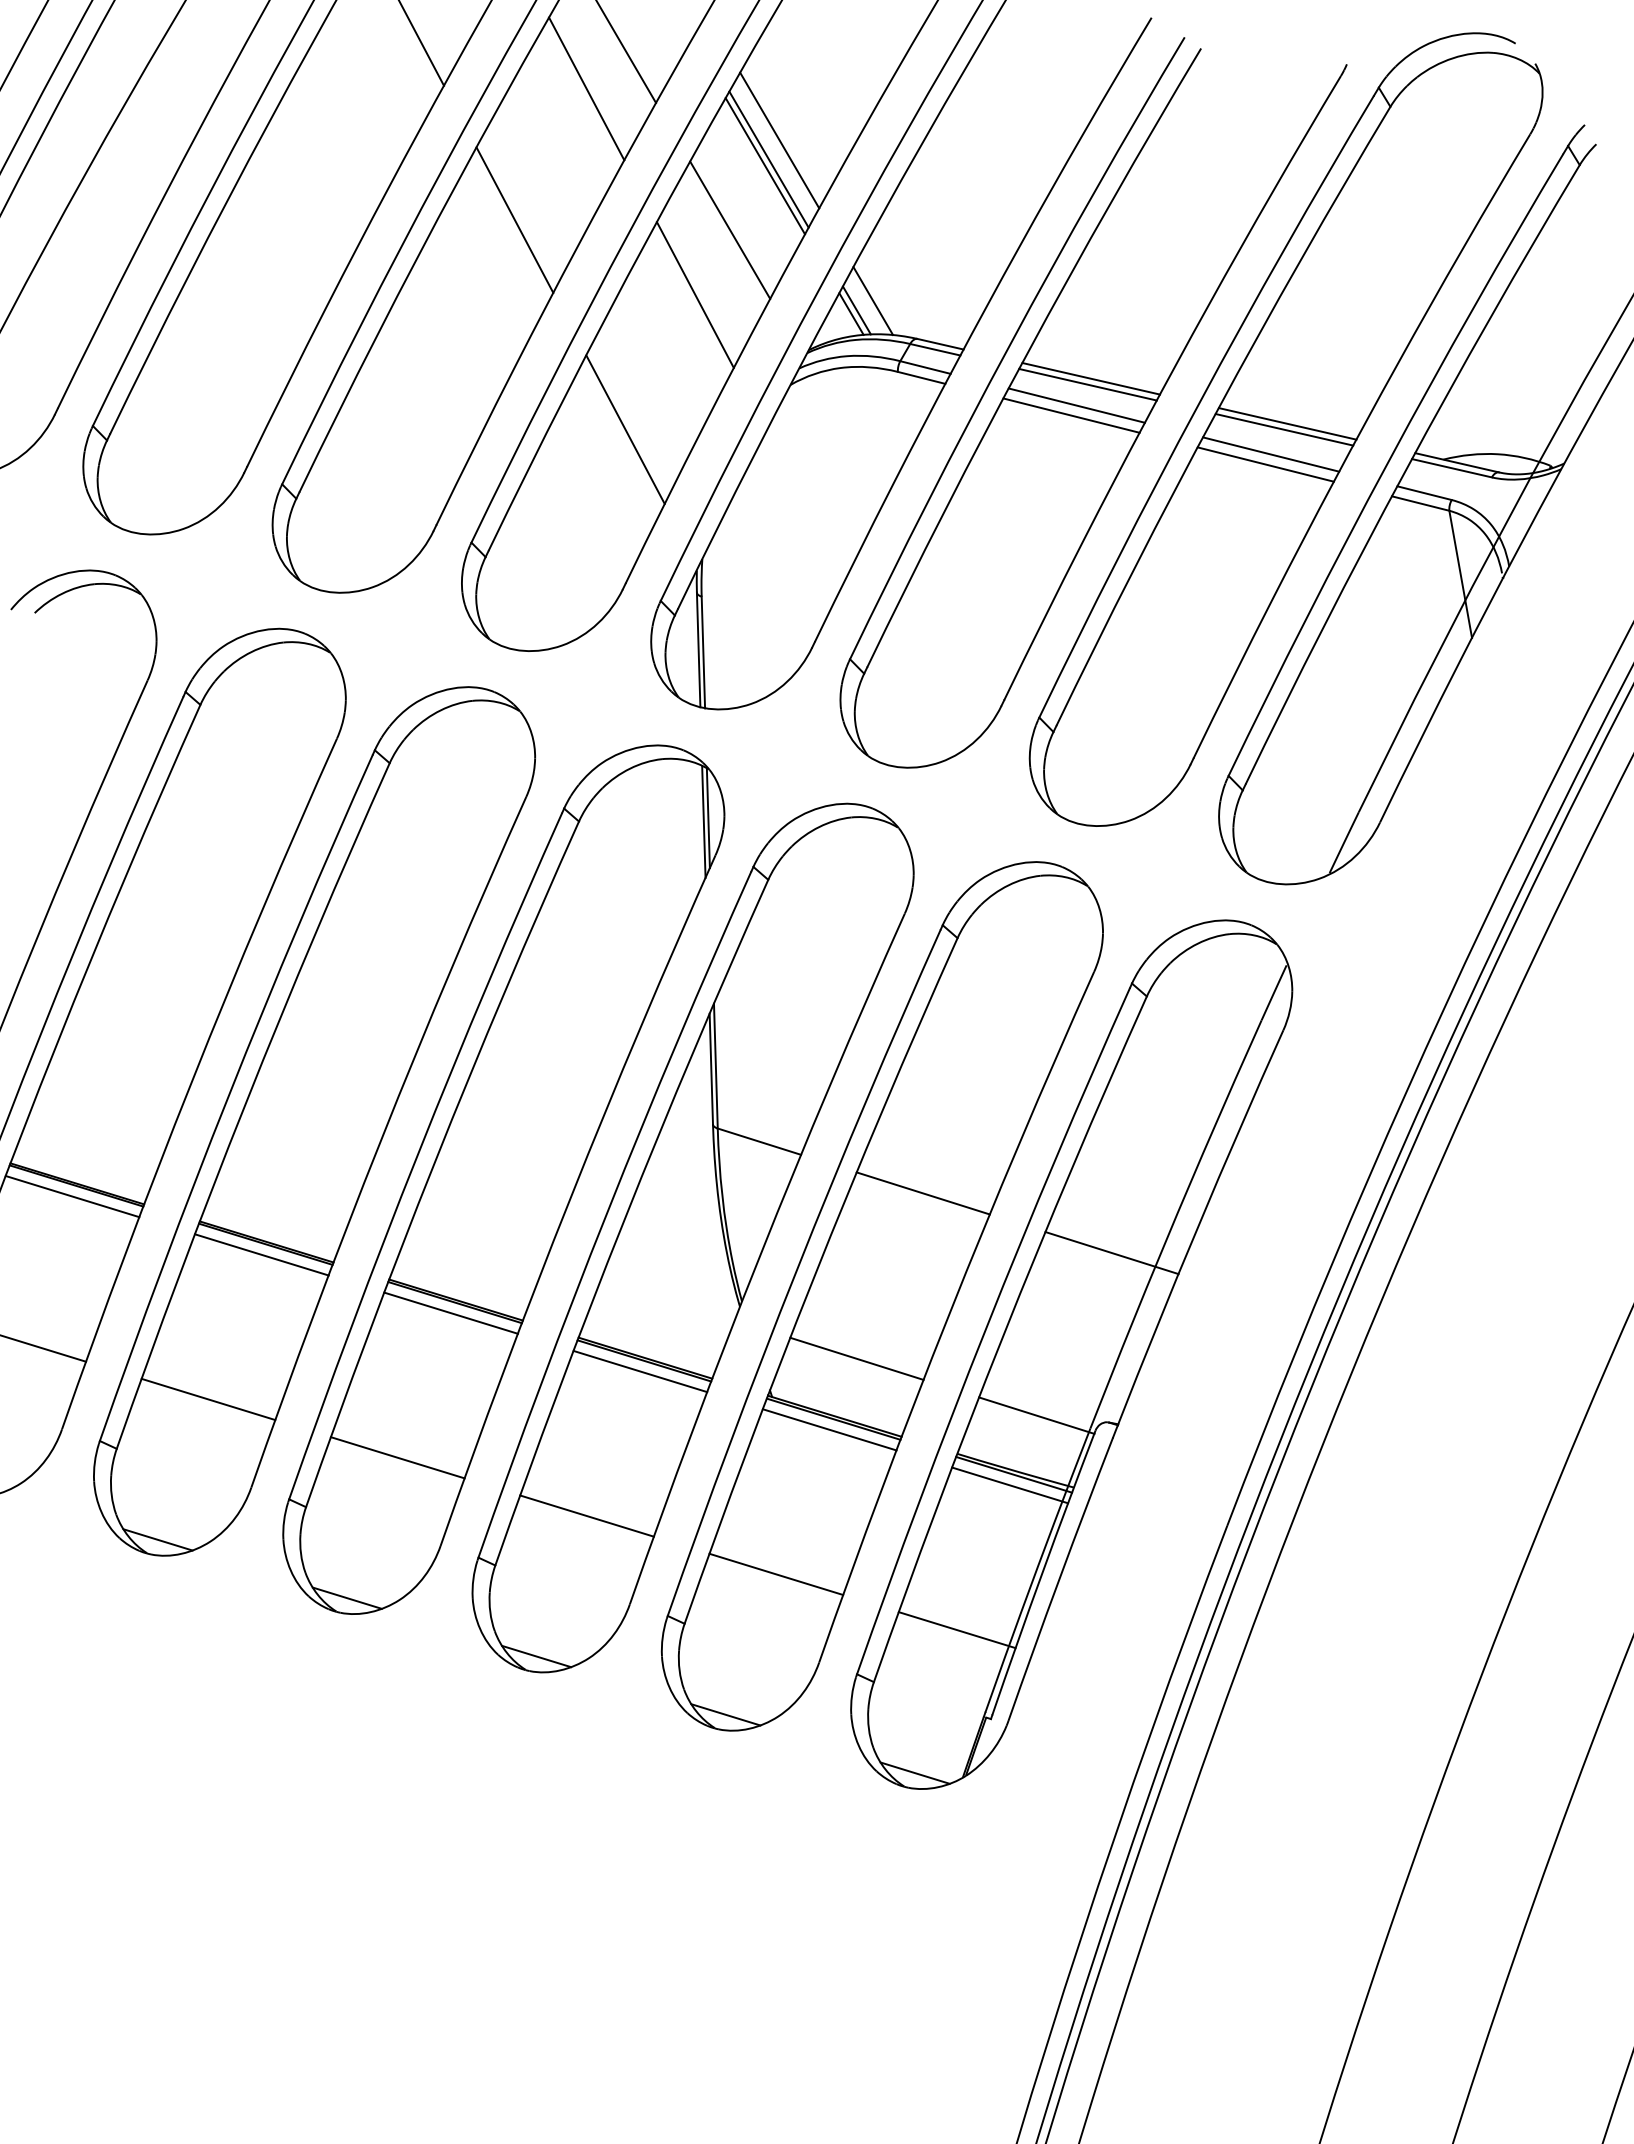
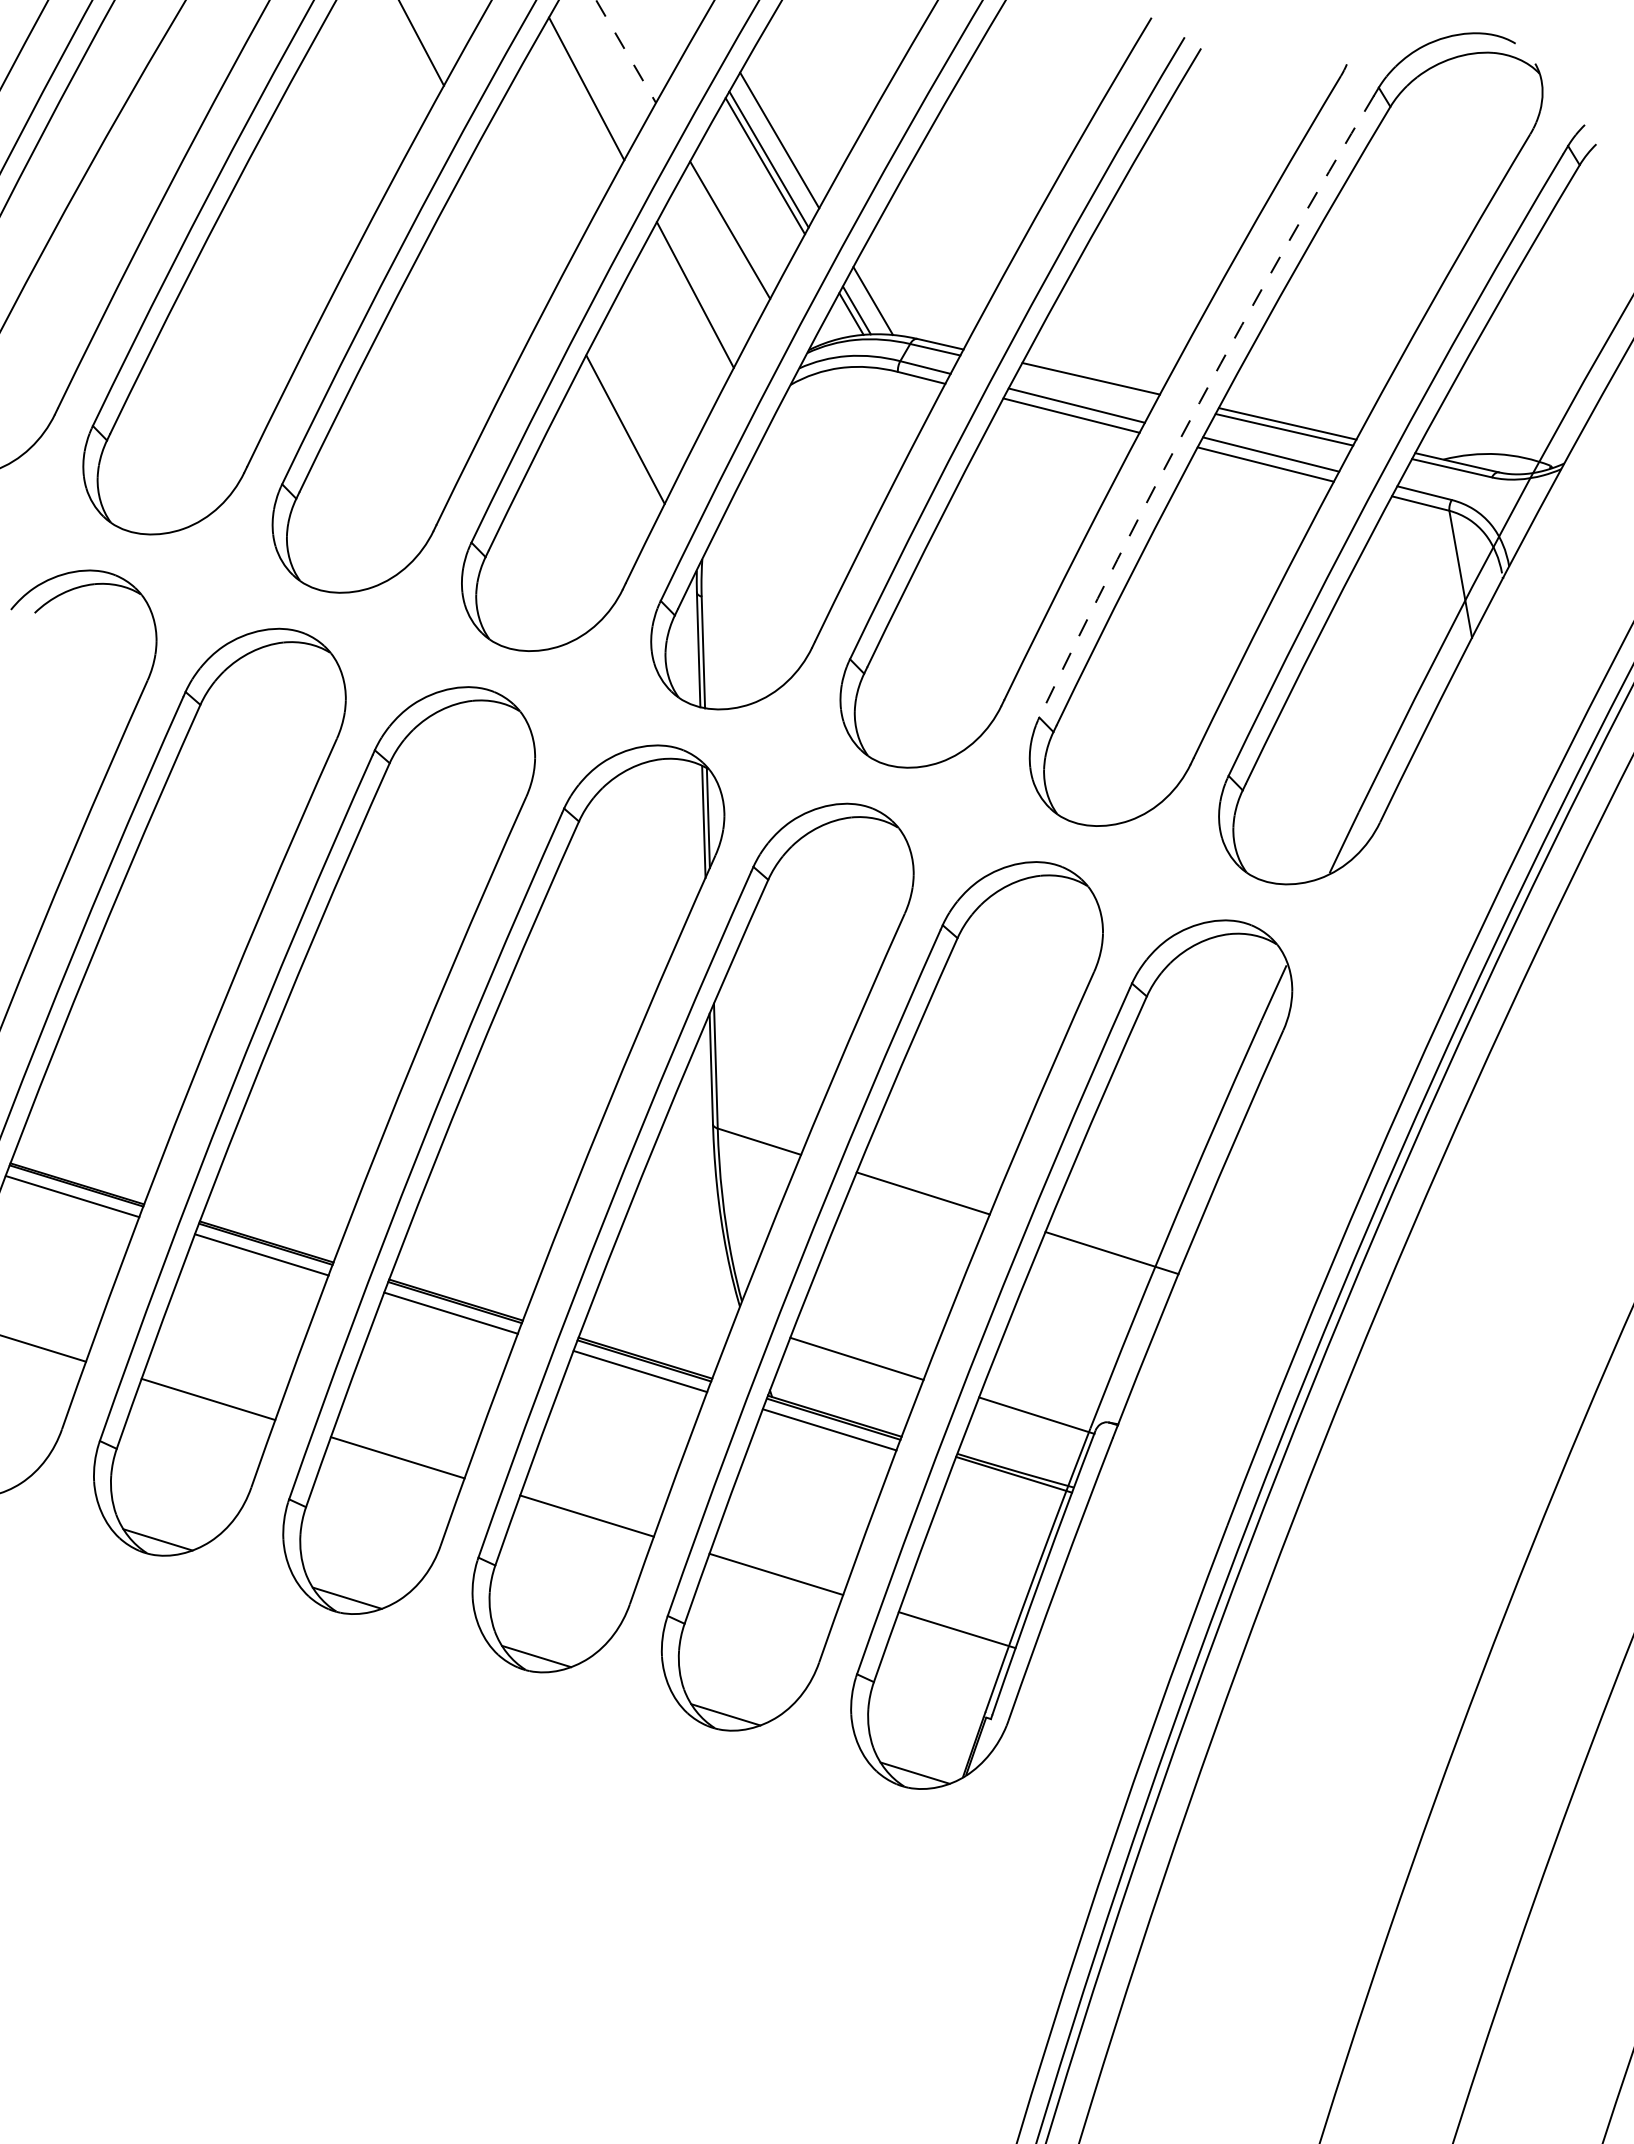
line: solid -> dashed (626, 52)
line: present -> none (514, 219)
line: present -> none (1087, 384)
arc: solid -> dashed (1199, 402)
line: present -> none (1010, 1485)
